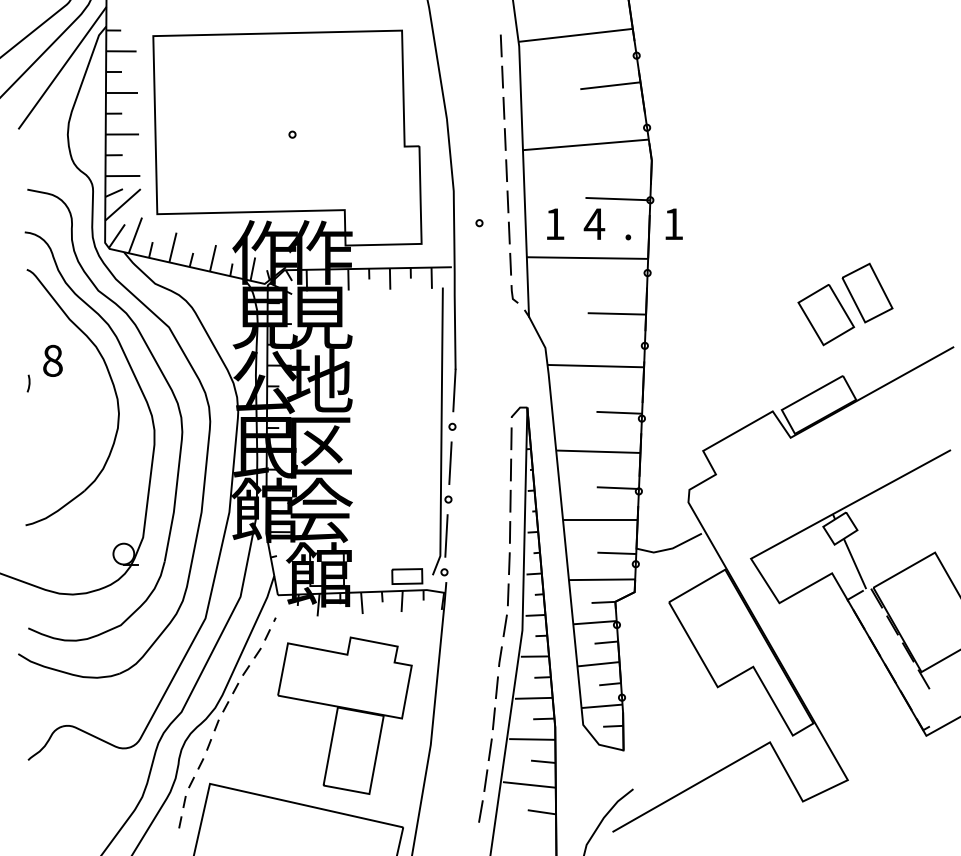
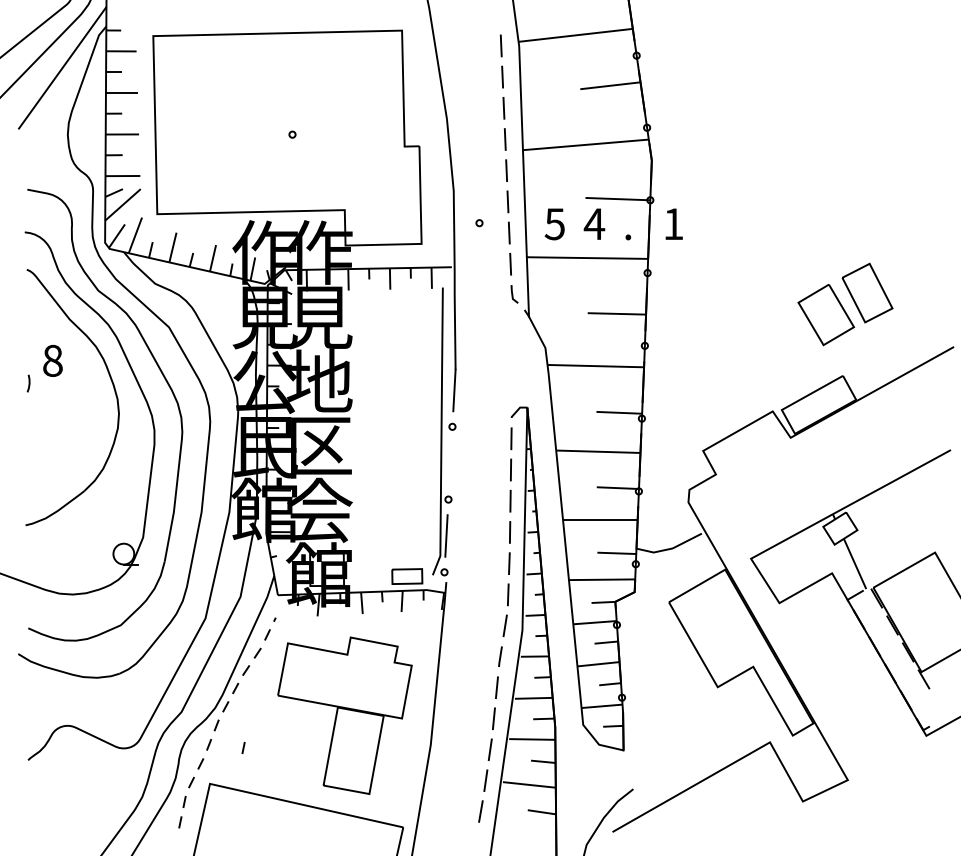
text: 1 -> 5 (554, 224)
line: present -> none (450, 463)
line: none -> present (243, 747)
